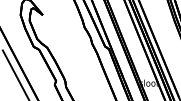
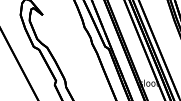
line: present -> none (14, 73)
